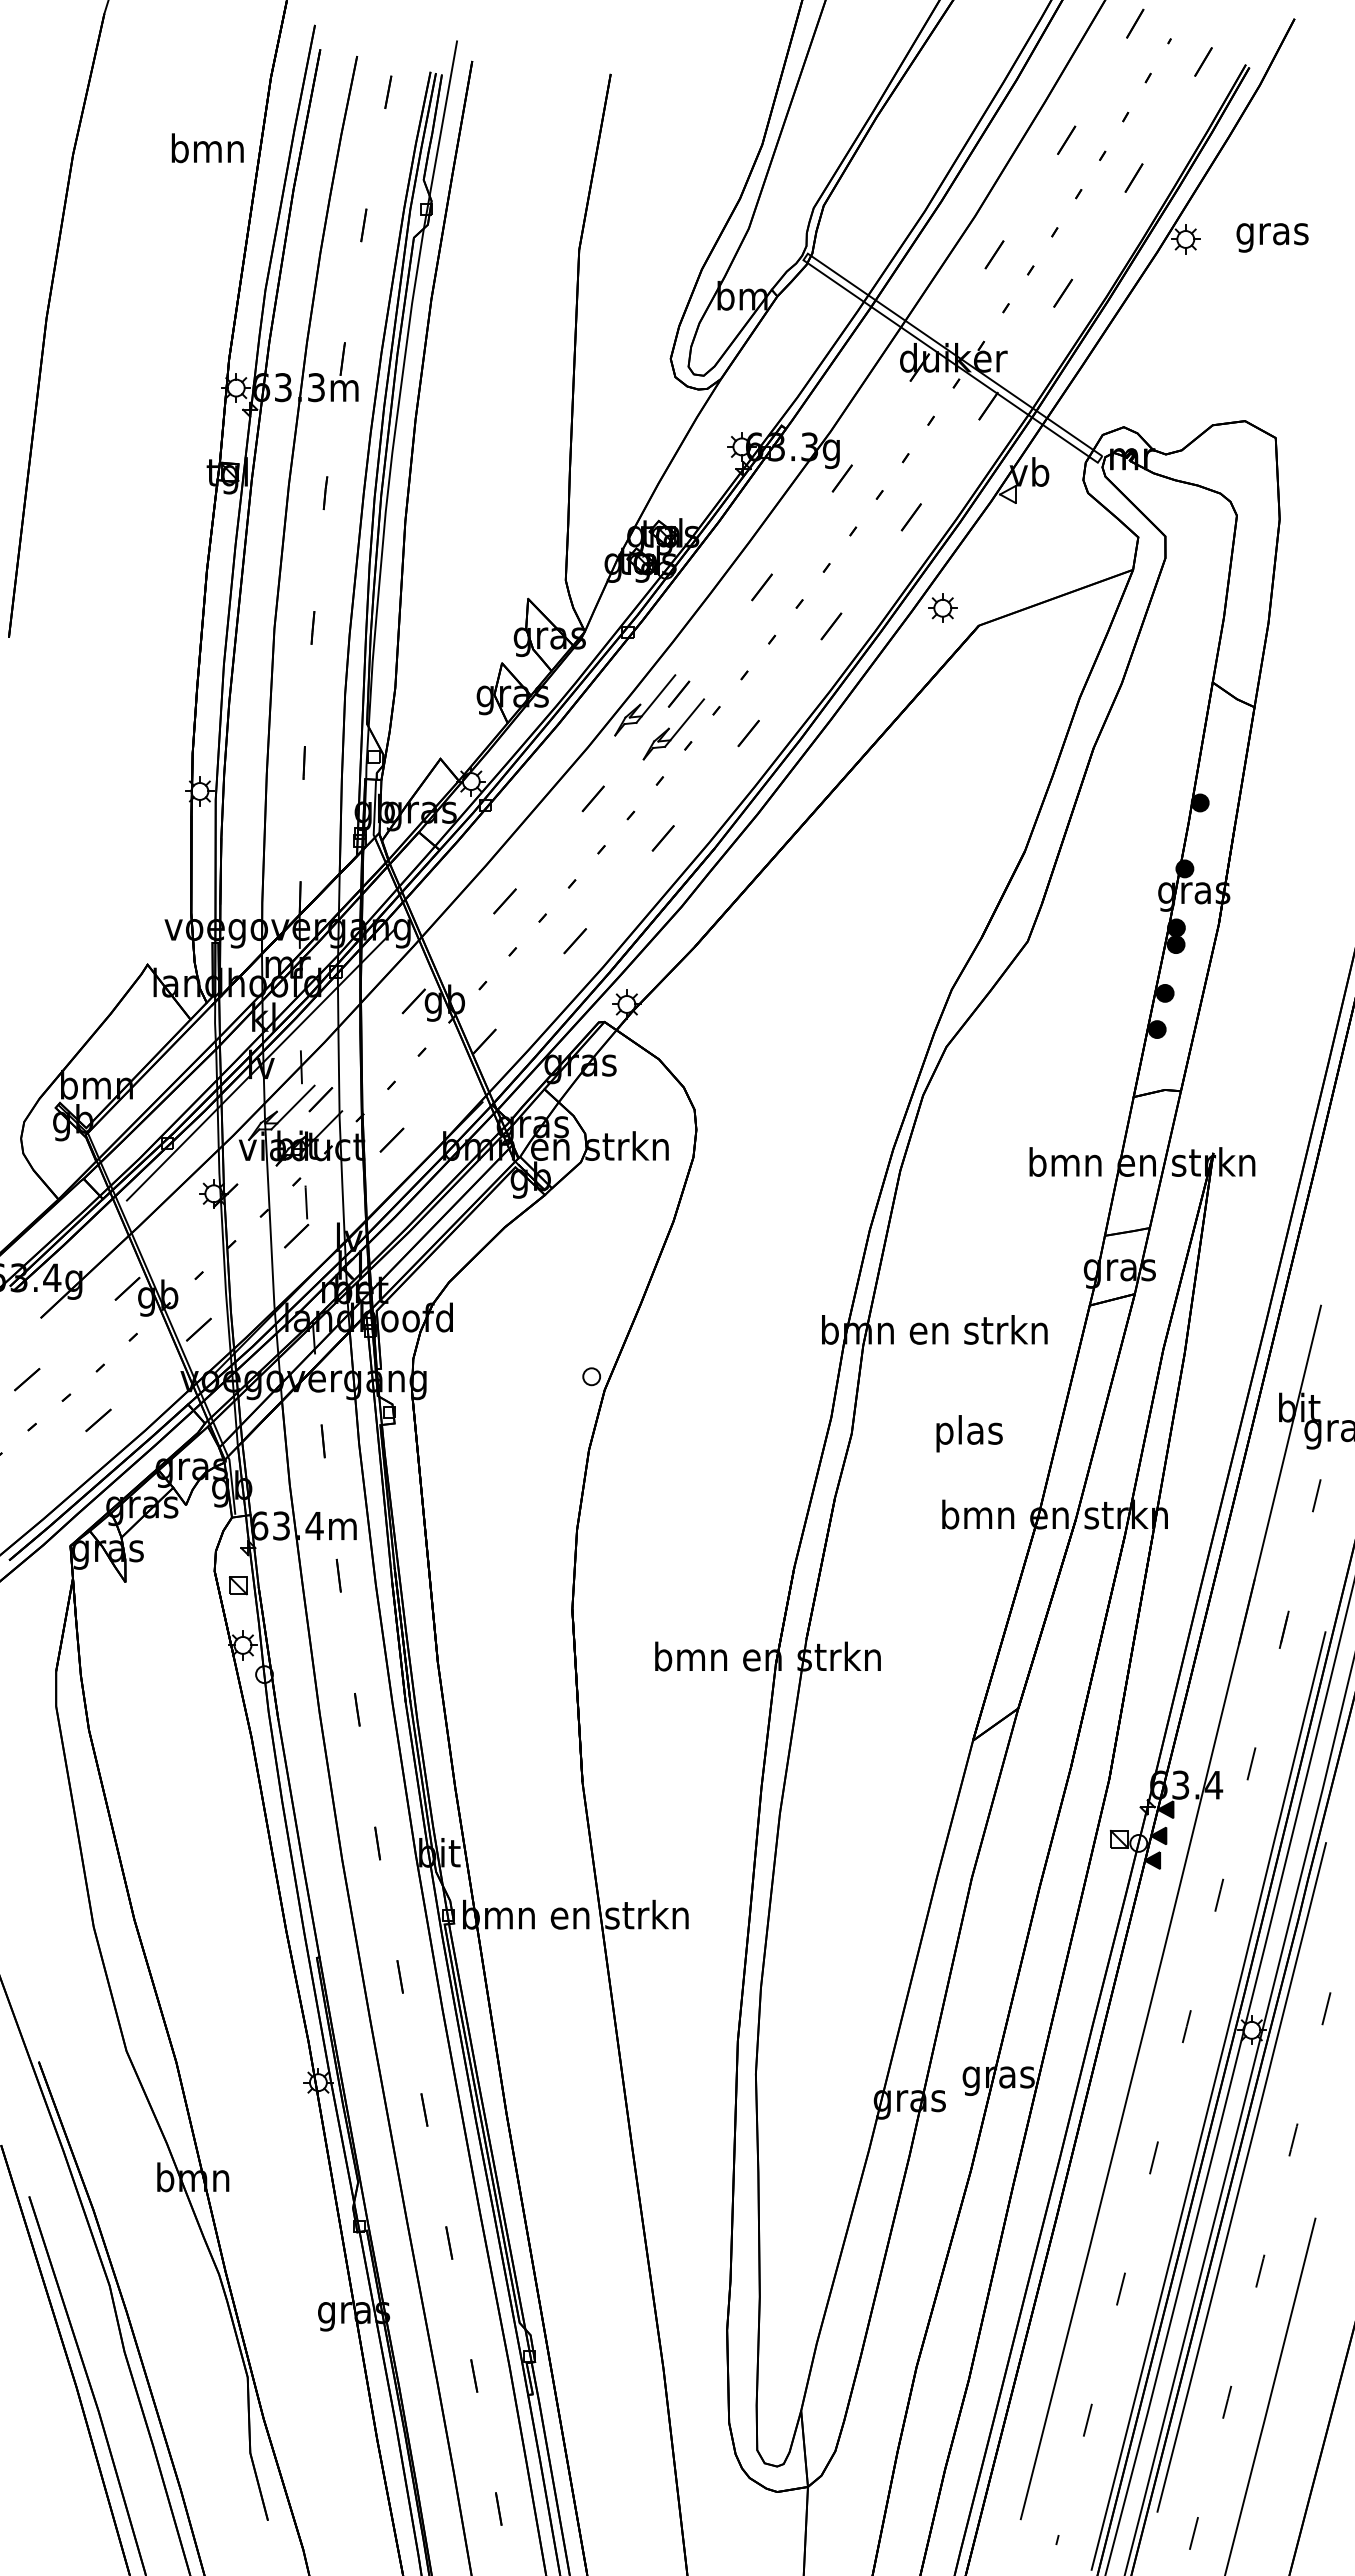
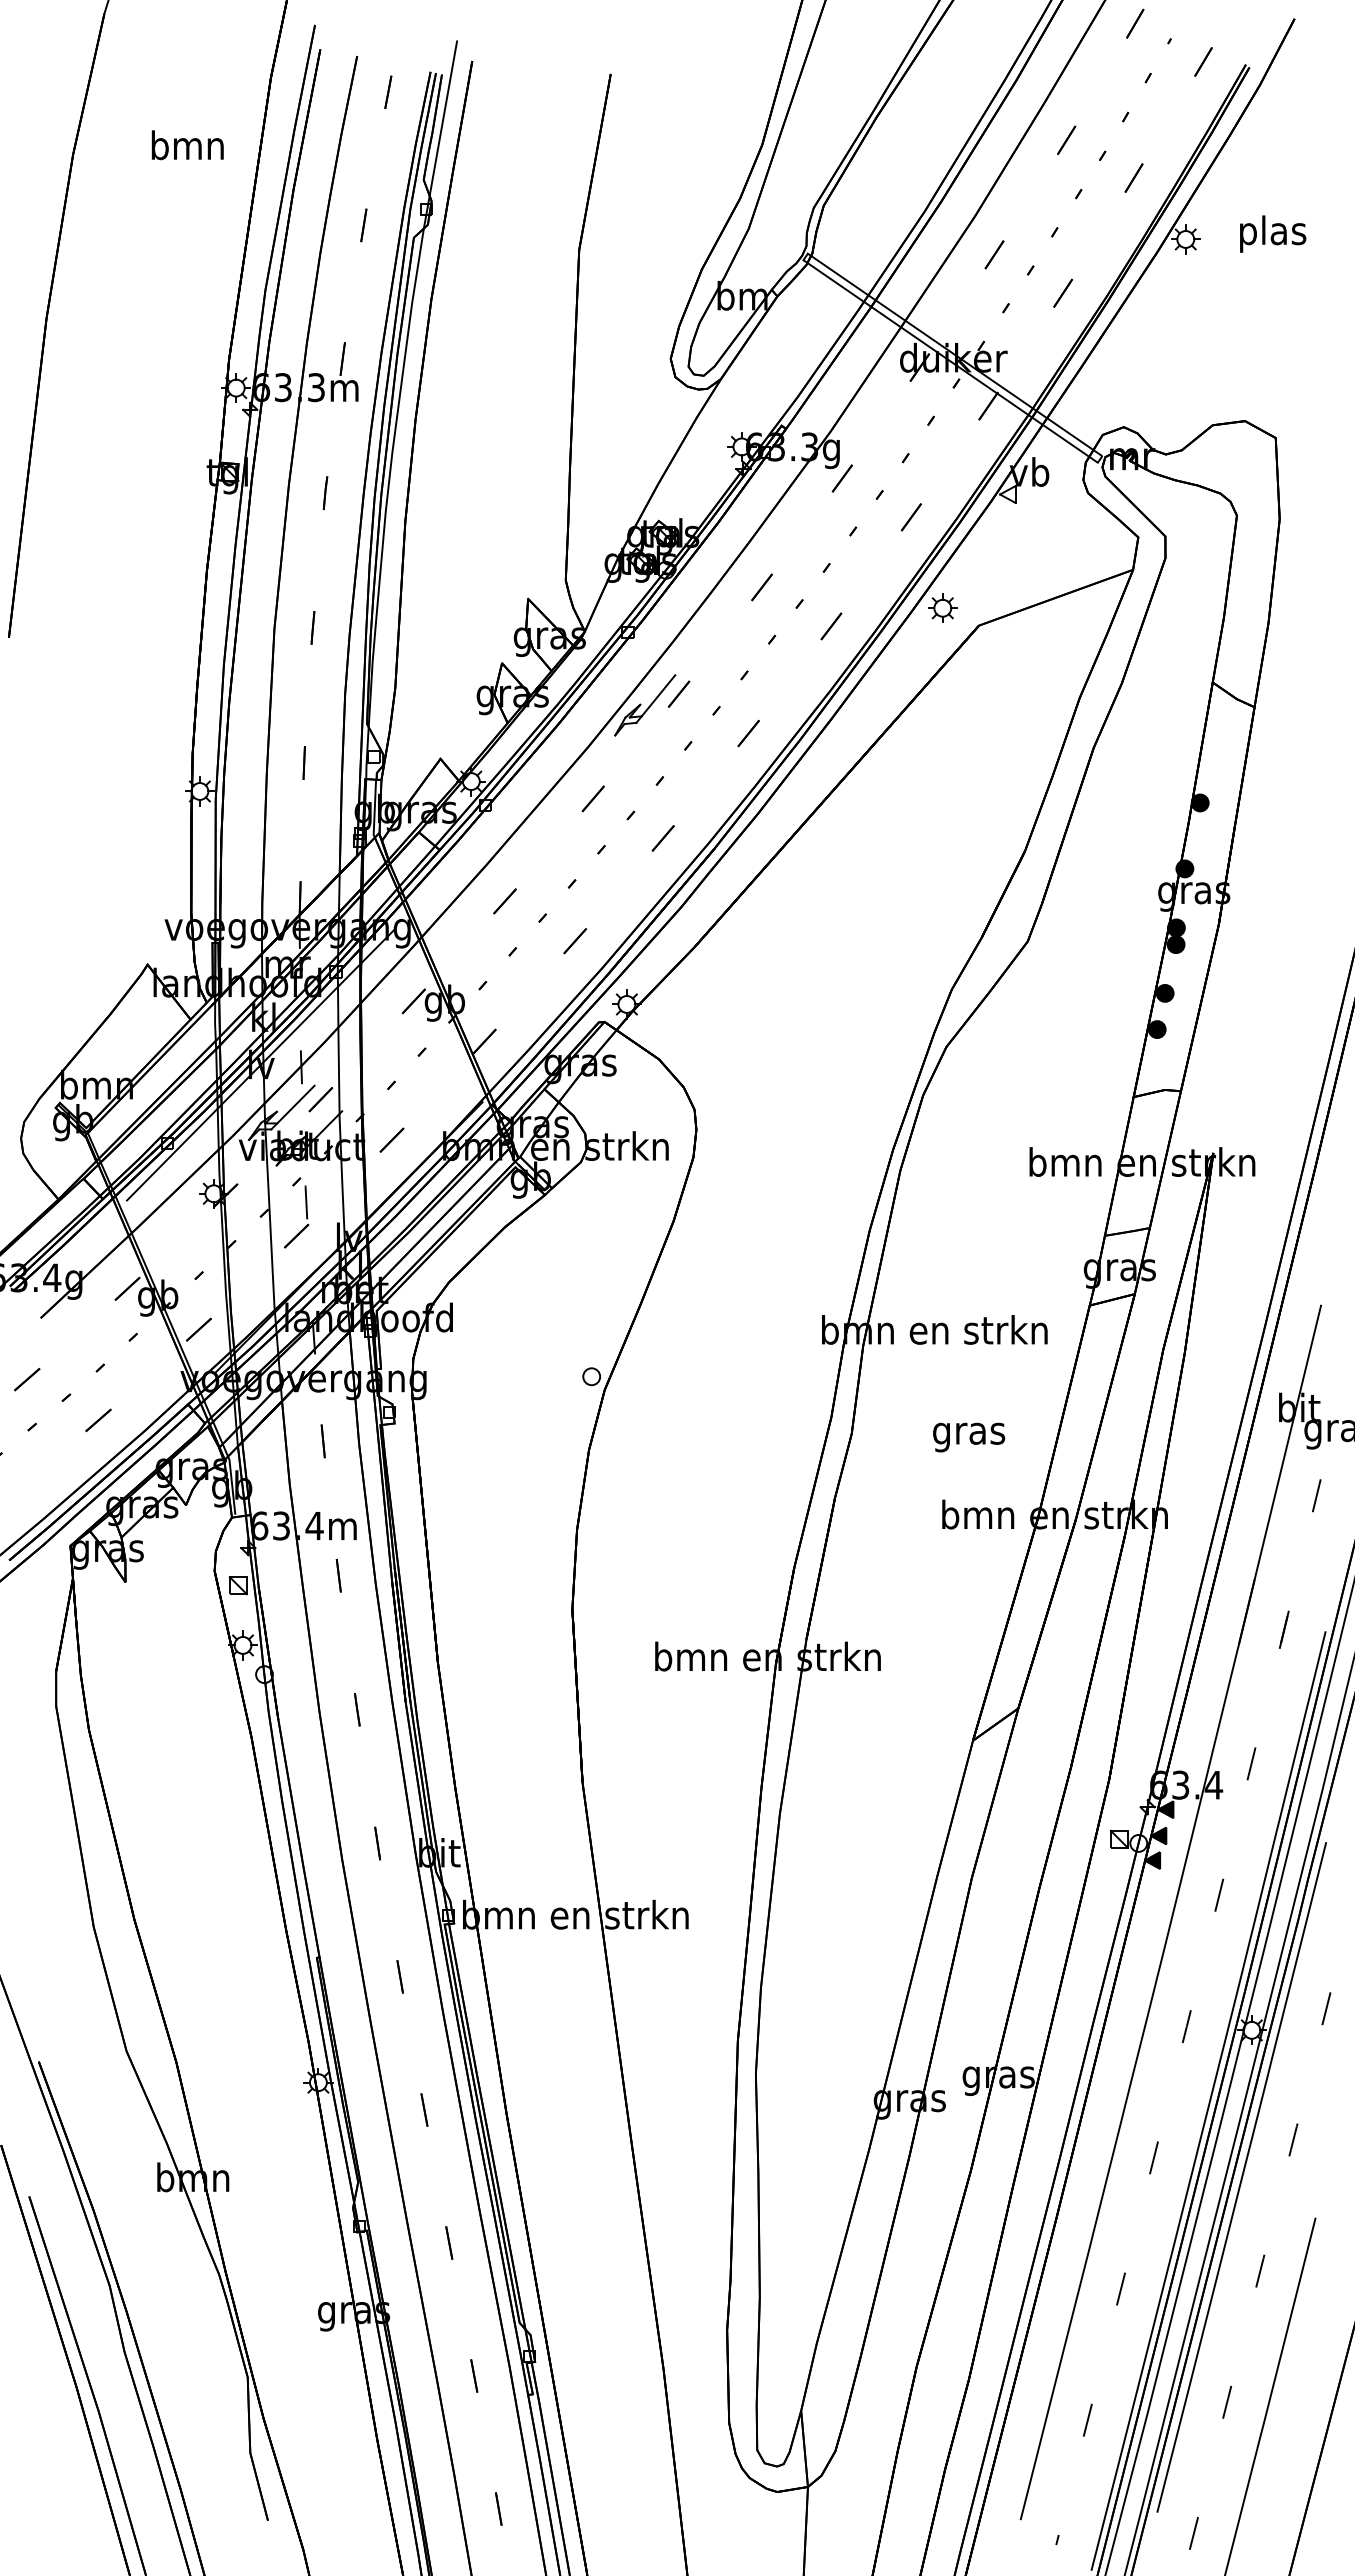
text position: (207, 148) -> (187, 145) (187, 145)
text: gras -> plas (1272, 233)
part: present -> none (673, 729)
text: plas -> gras (969, 1433)
